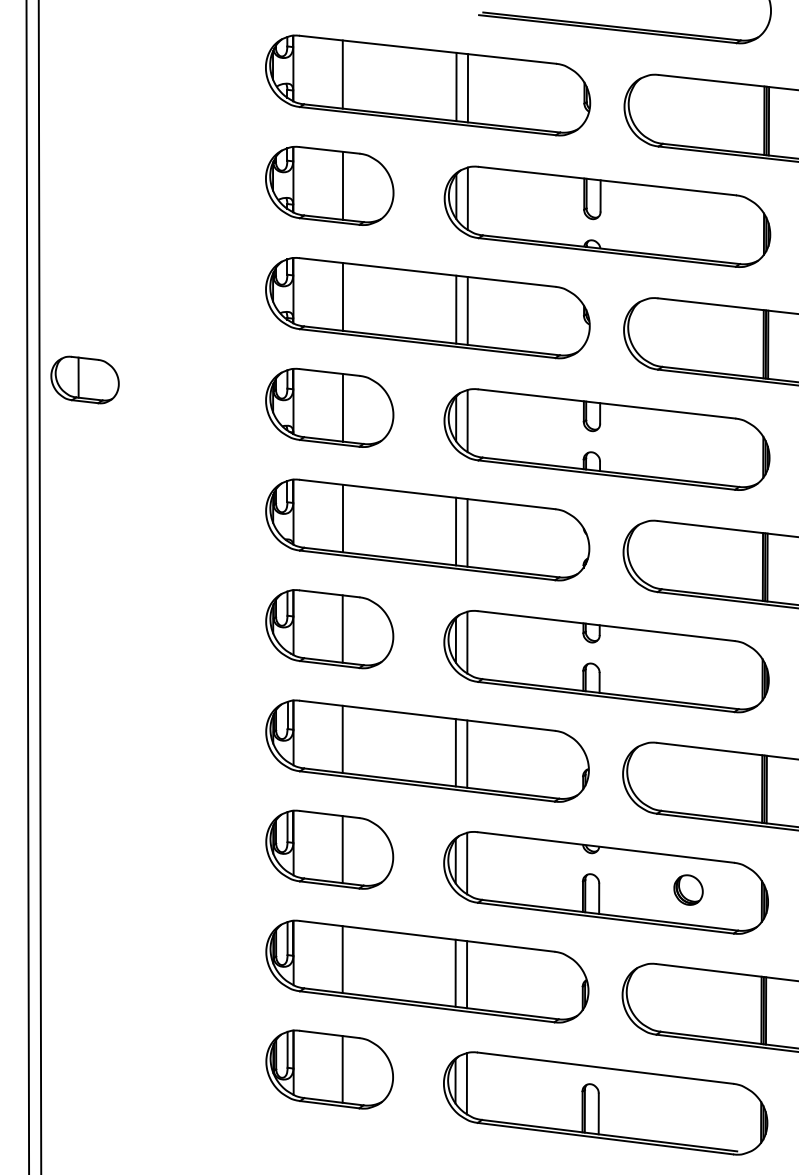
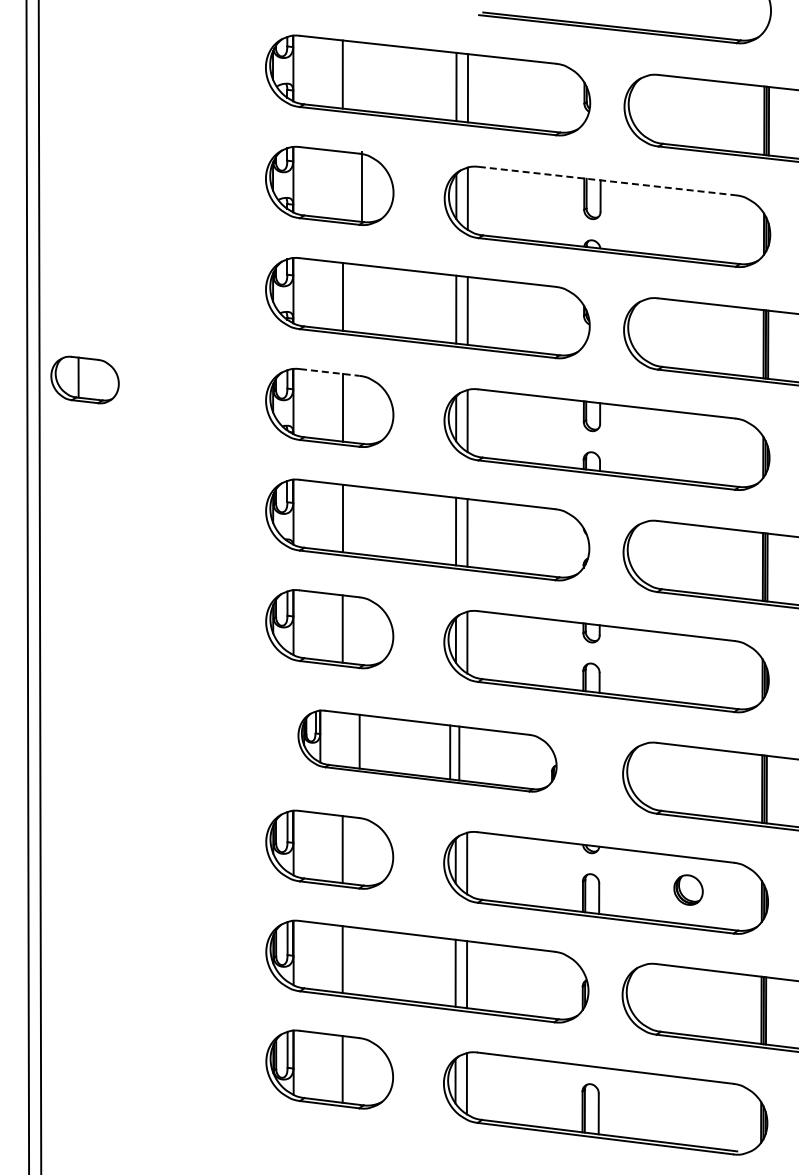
line: solid -> dashed (607, 181)
line position: (342, 185) -> (361, 185) (361, 185)
line: solid -> dashed (329, 372)
part size: 325x104 px -> 261x84 px (427, 750)
